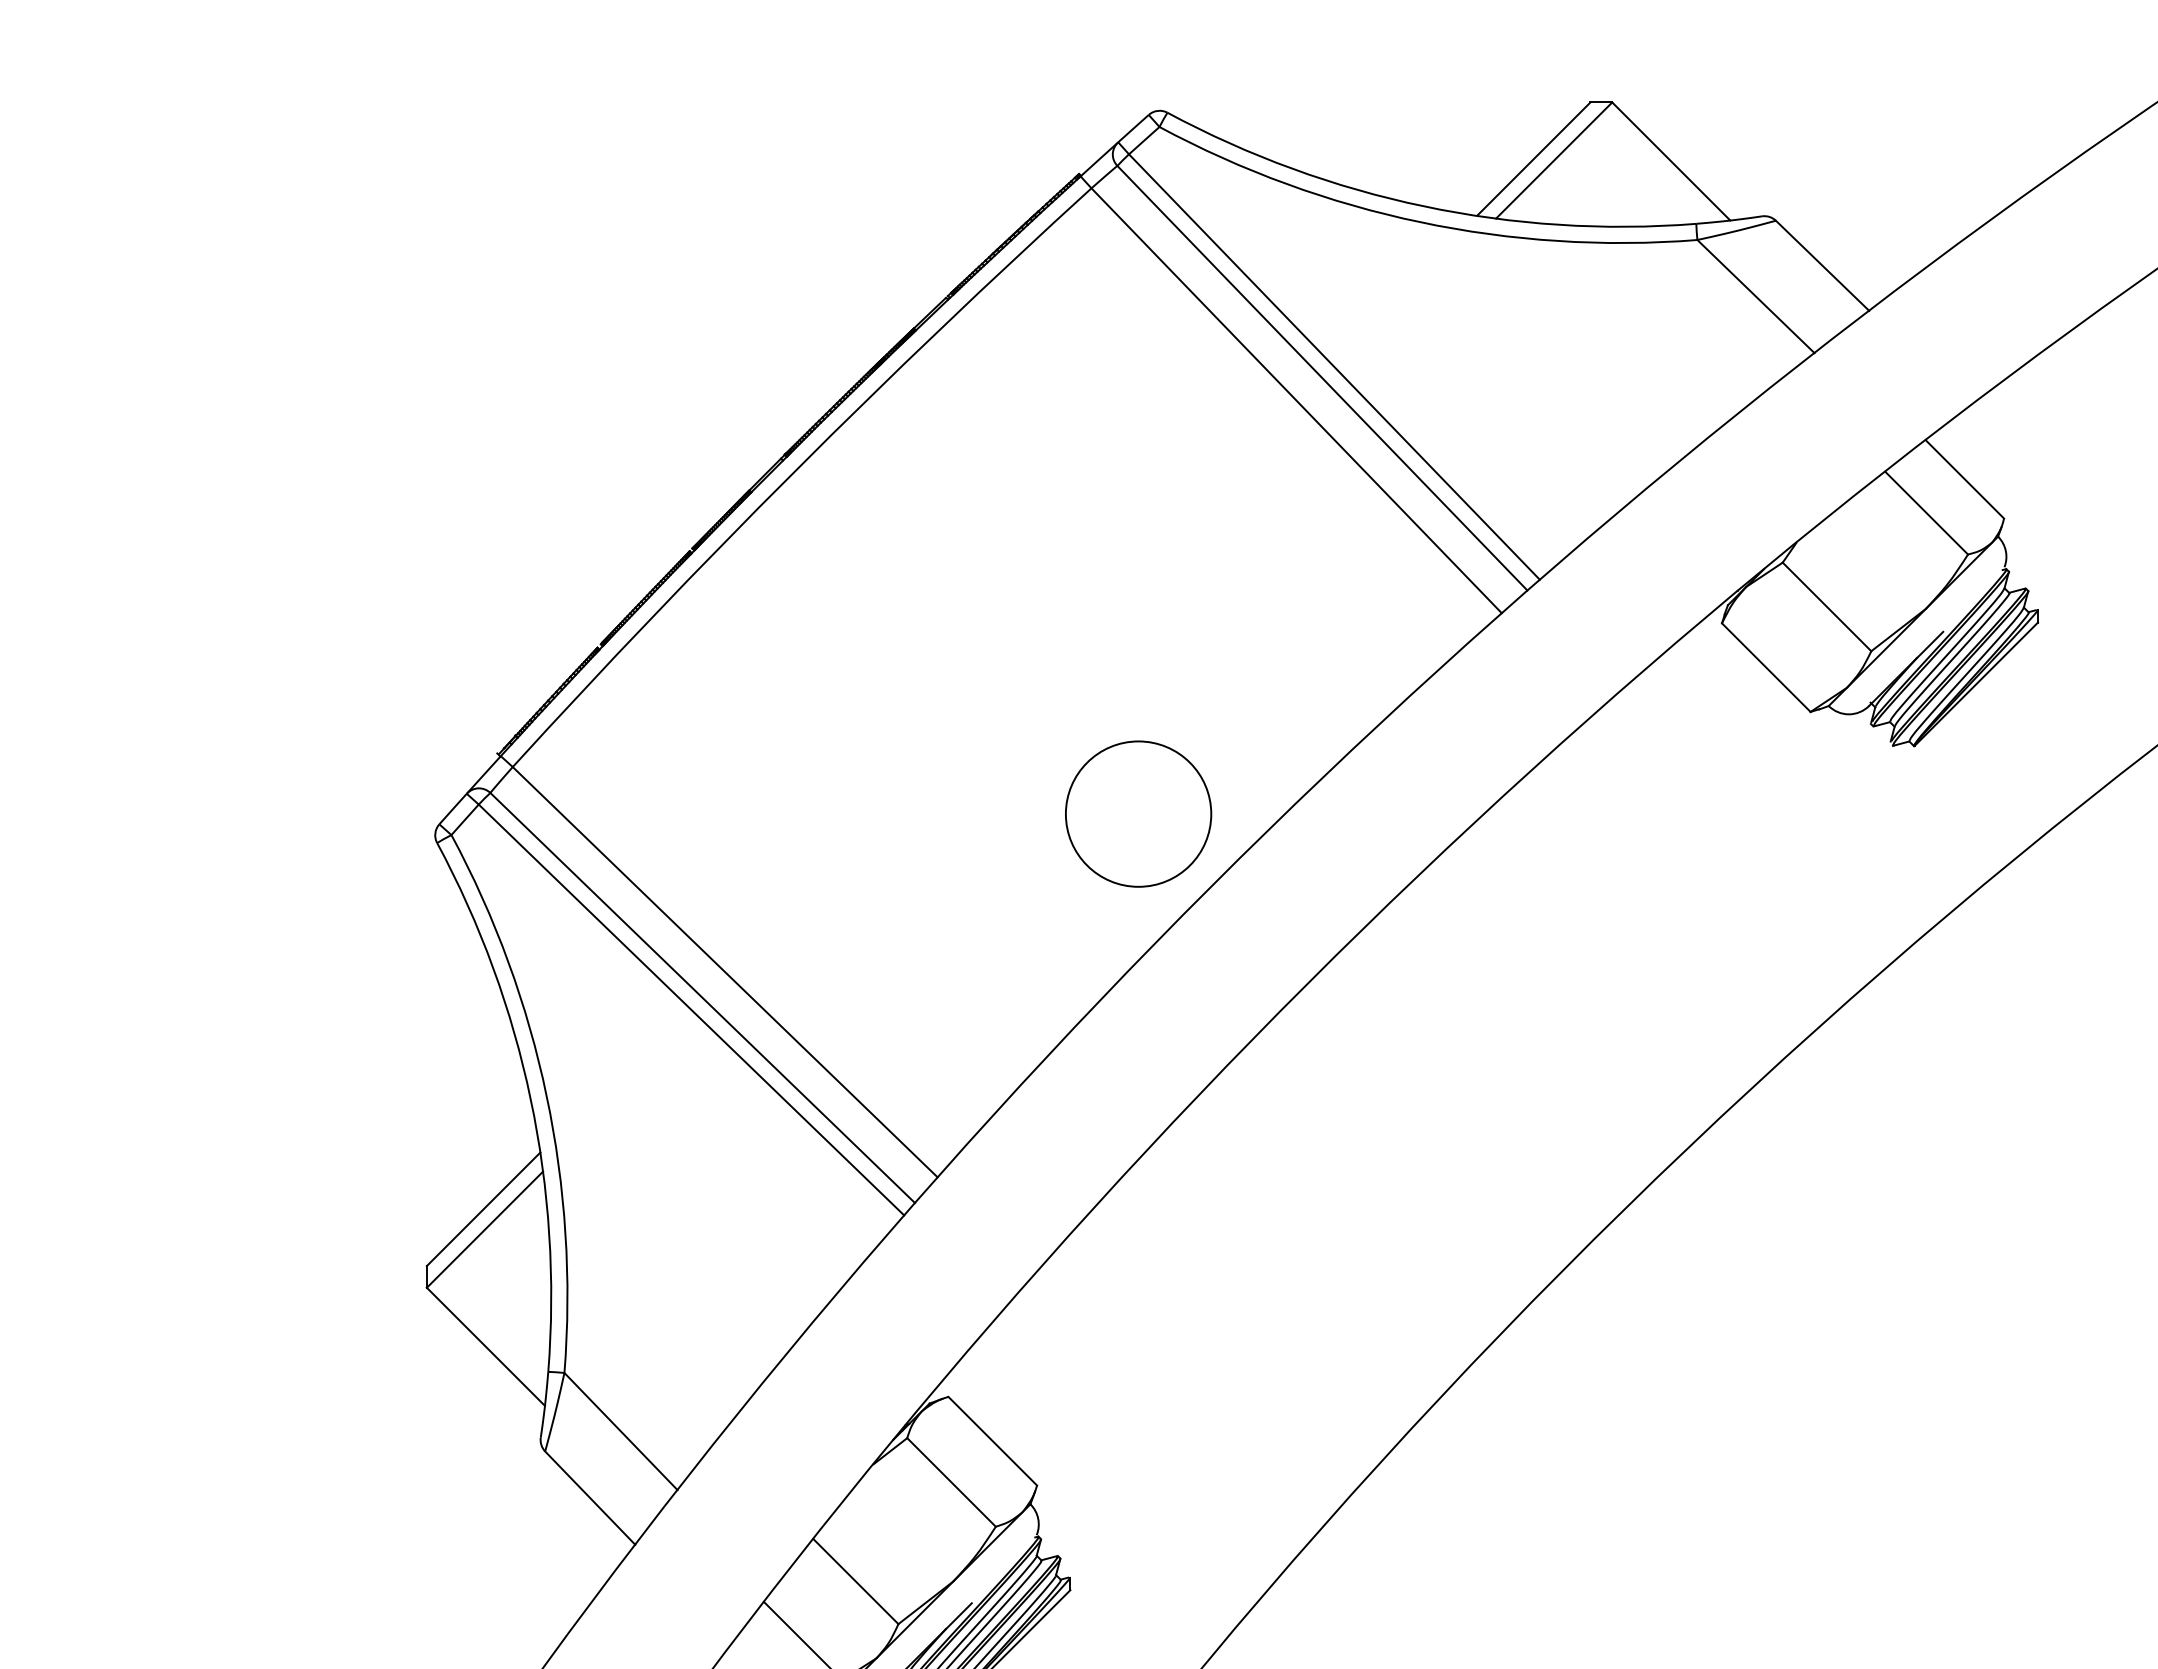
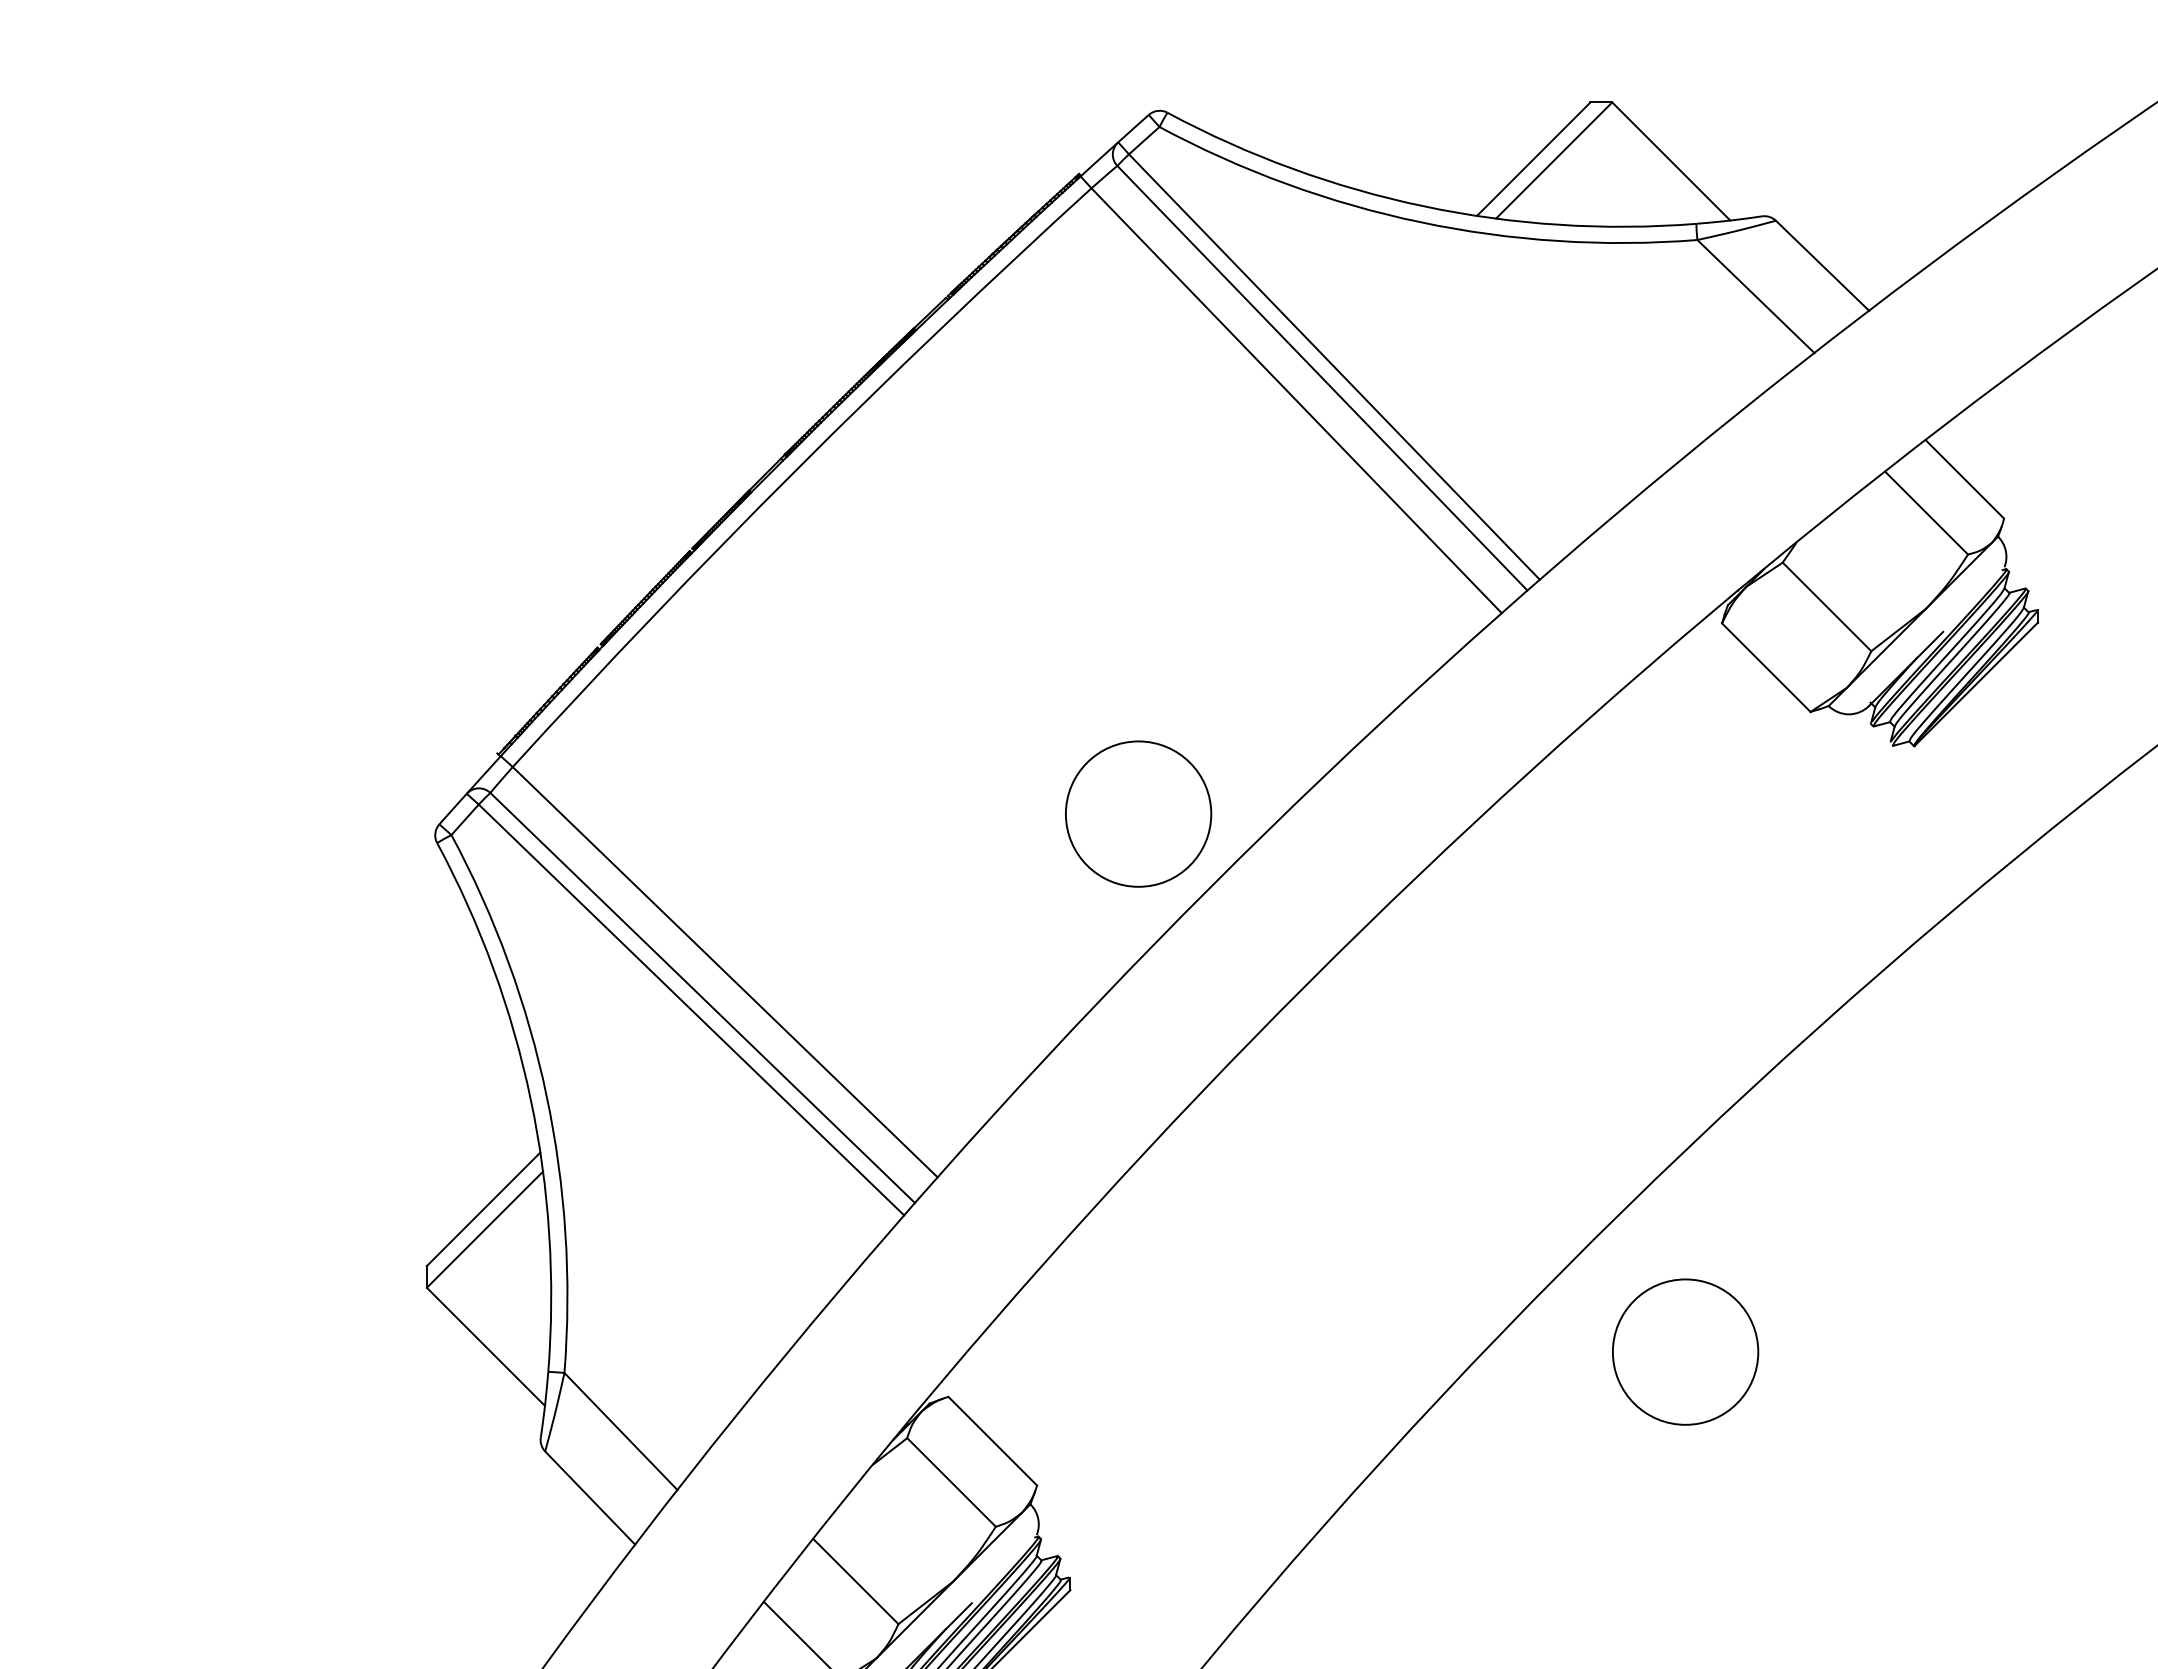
circle: none -> present (1685, 1351)
